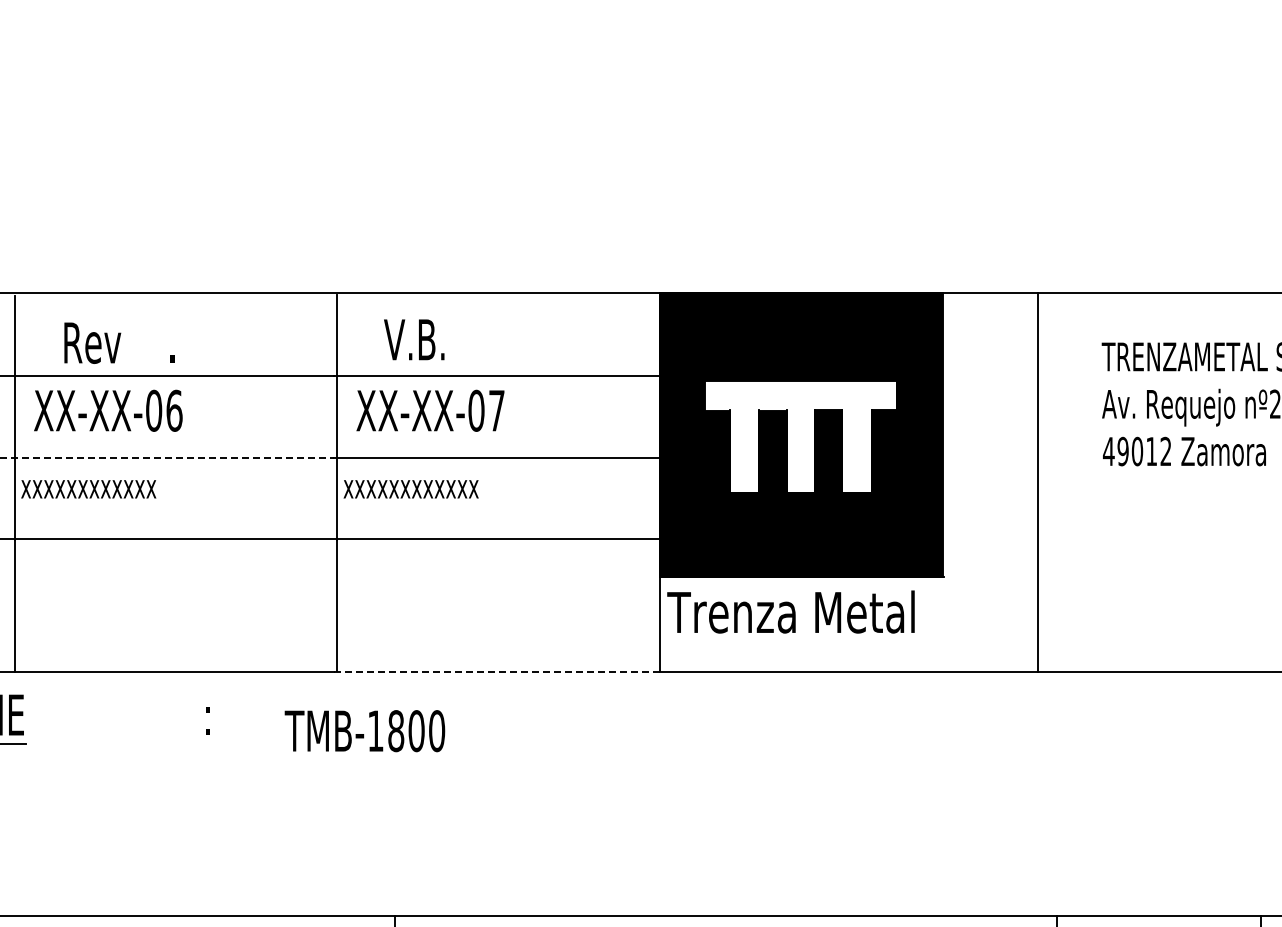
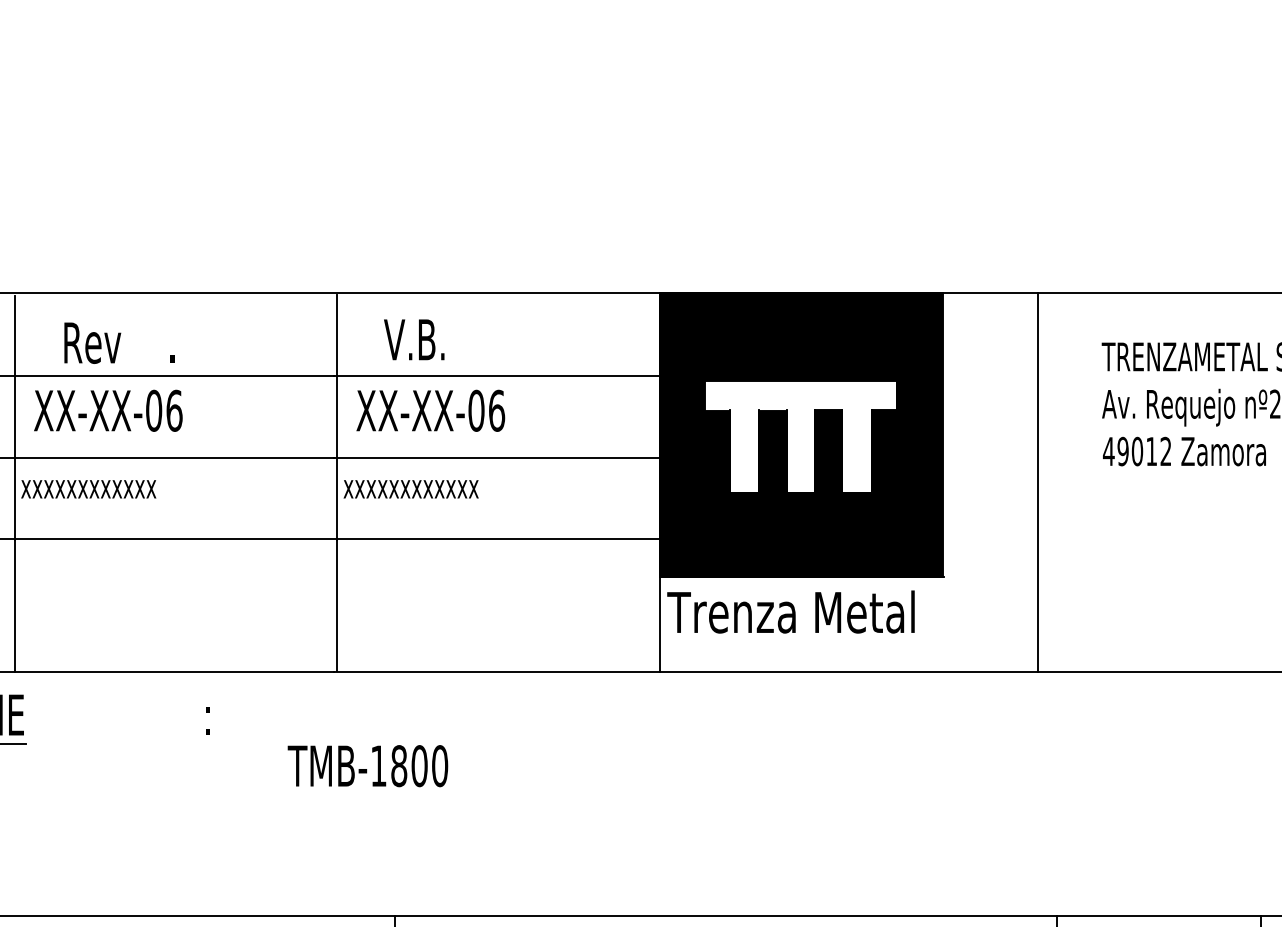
text: XX-XX-07 -> XX-XX-06 (497, 410)
line: dashed -> solid (166, 457)
line: dashed -> solid (496, 671)
text position: (364, 731) -> (367, 766) (367, 766)
